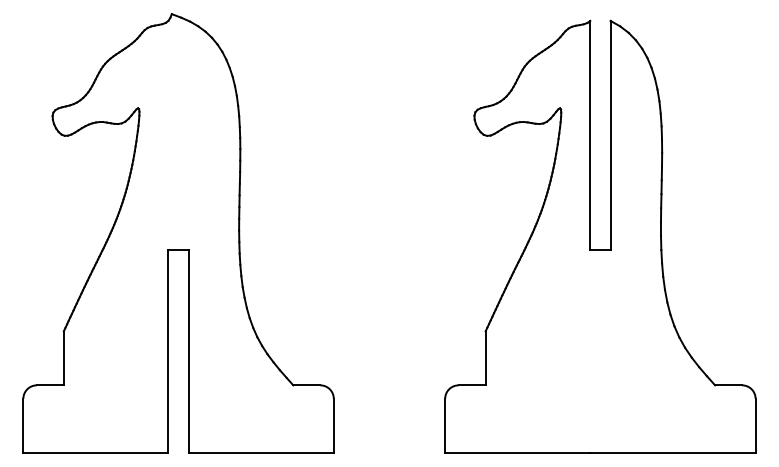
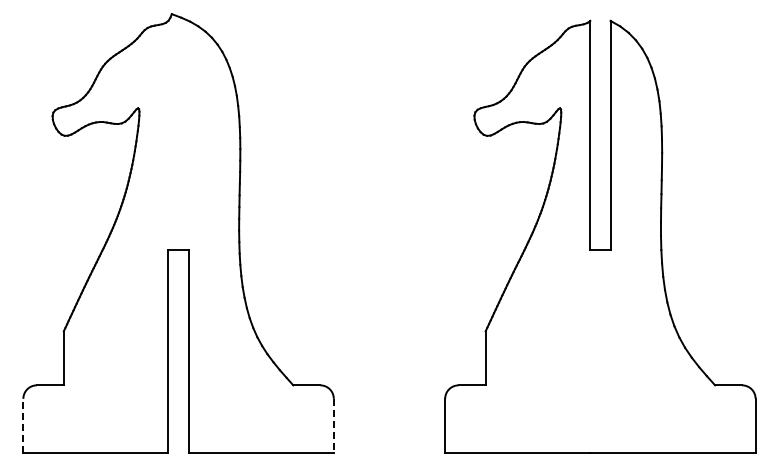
line: solid -> dashed (23, 425)
line: solid -> dashed (333, 425)
